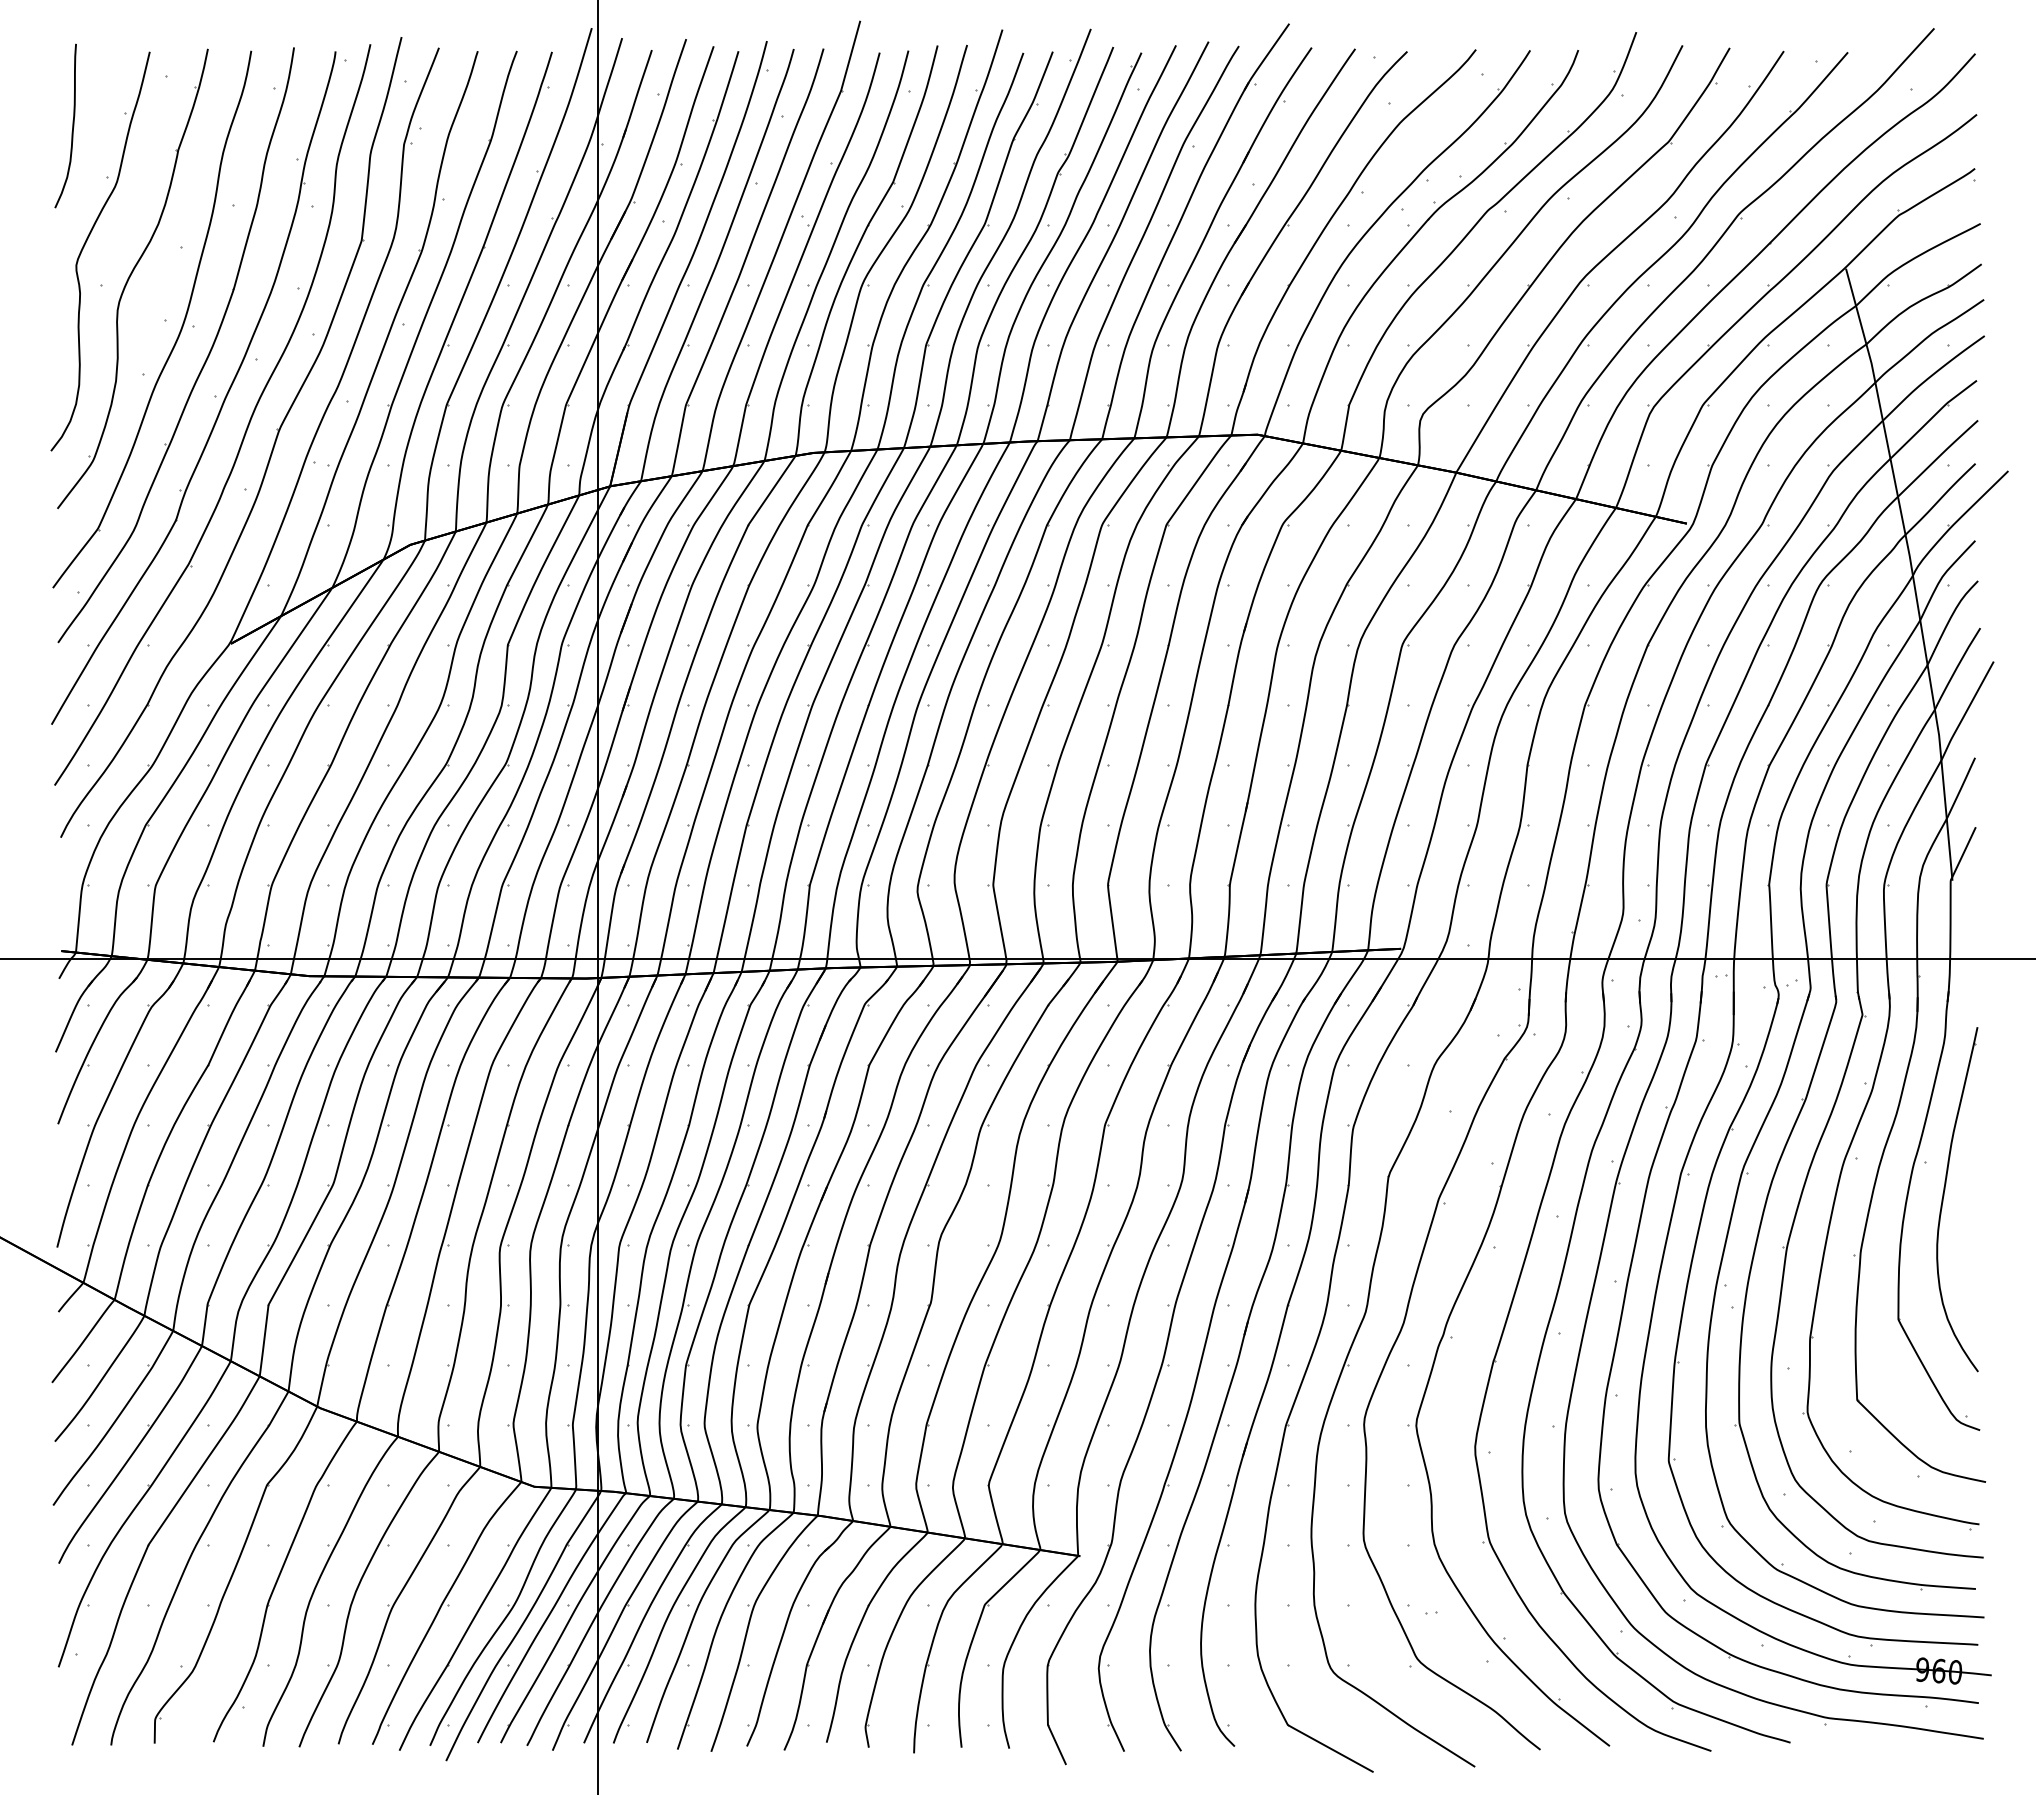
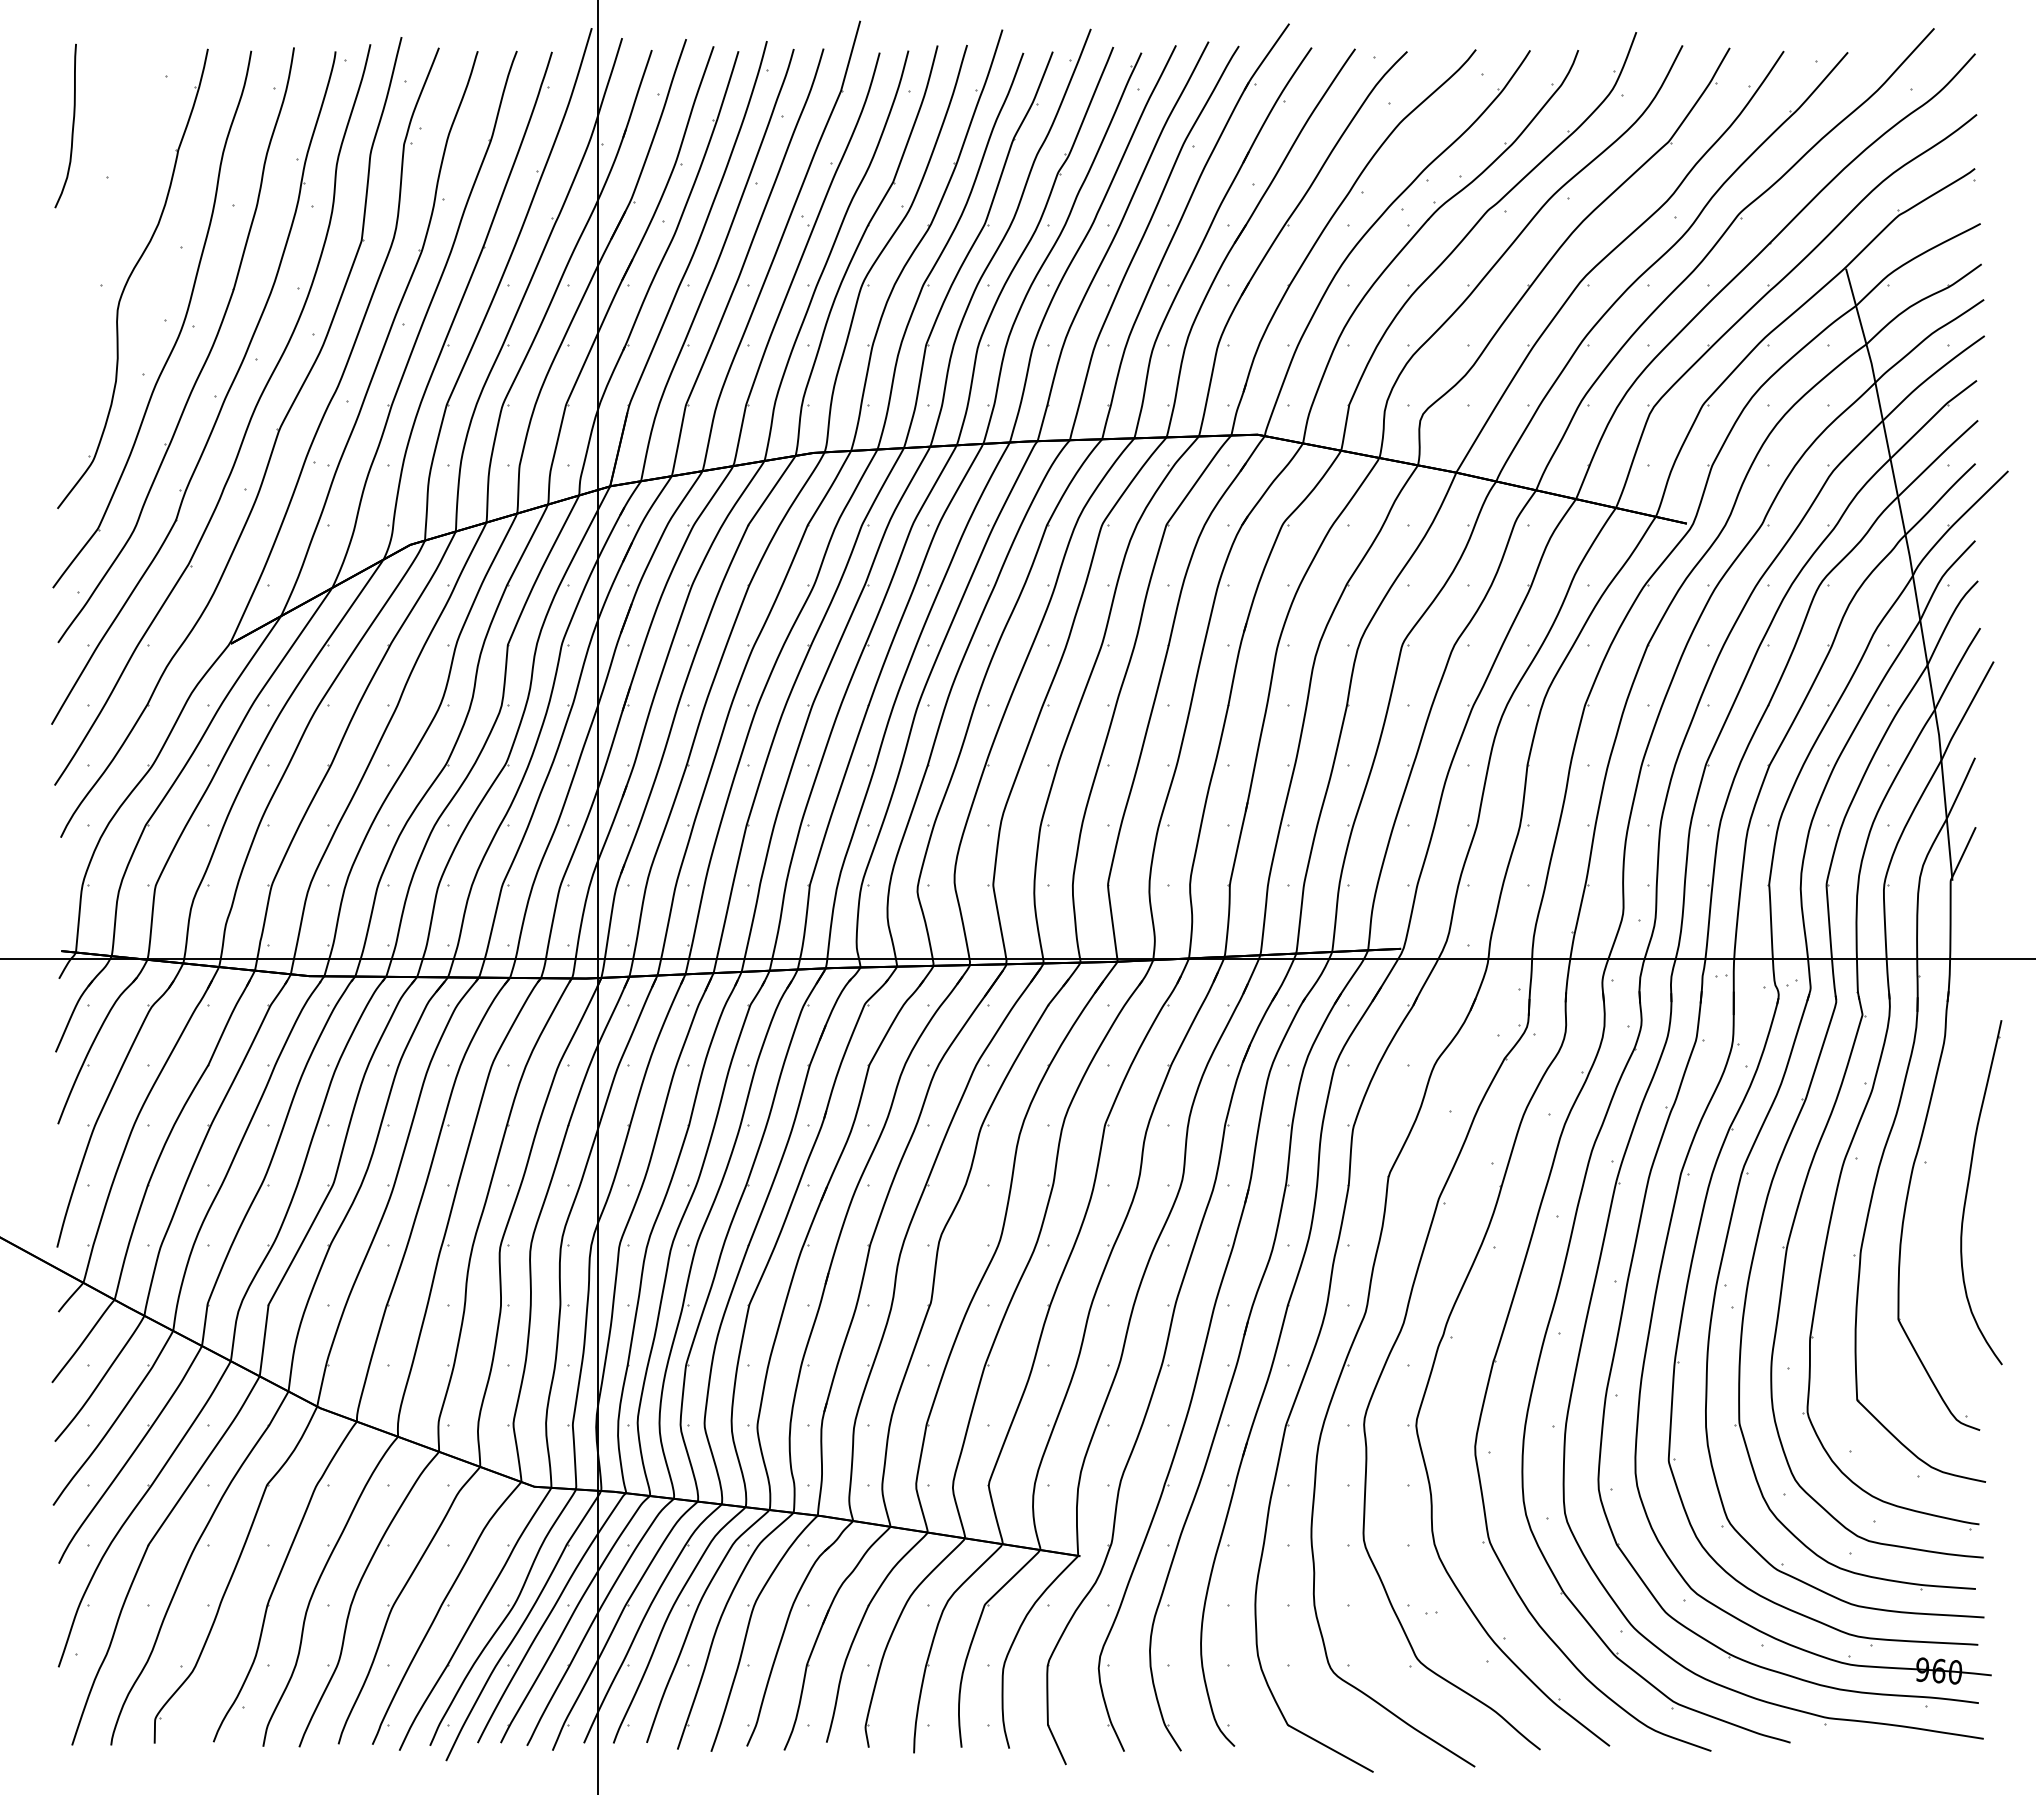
part: present -> none (86, 243)
part position: (1944, 1196) -> (1968, 1189) (1968, 1189)
